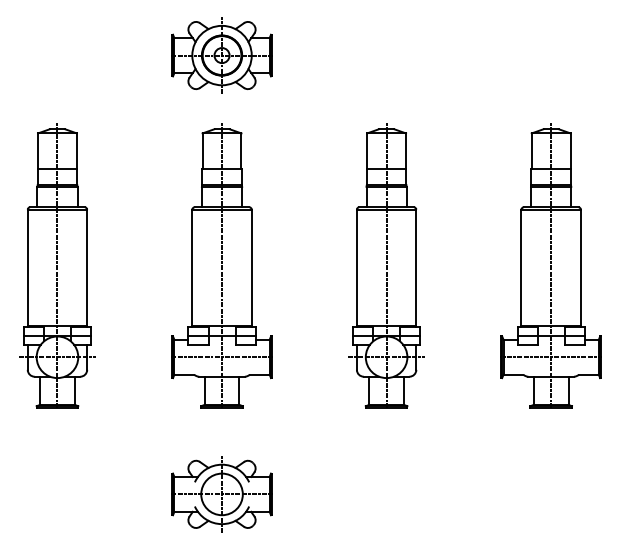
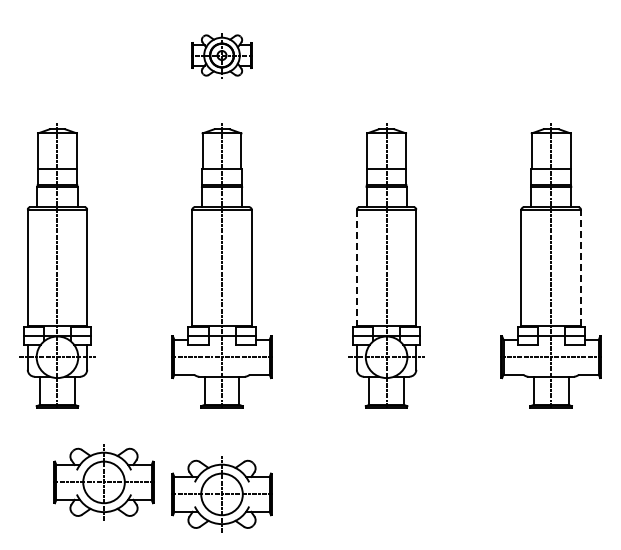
part size: 102x77 px -> 62x46 px (221, 55)
line: solid -> dashed (580, 267)
line: solid -> dashed (356, 268)
part: none -> present (103, 482)
